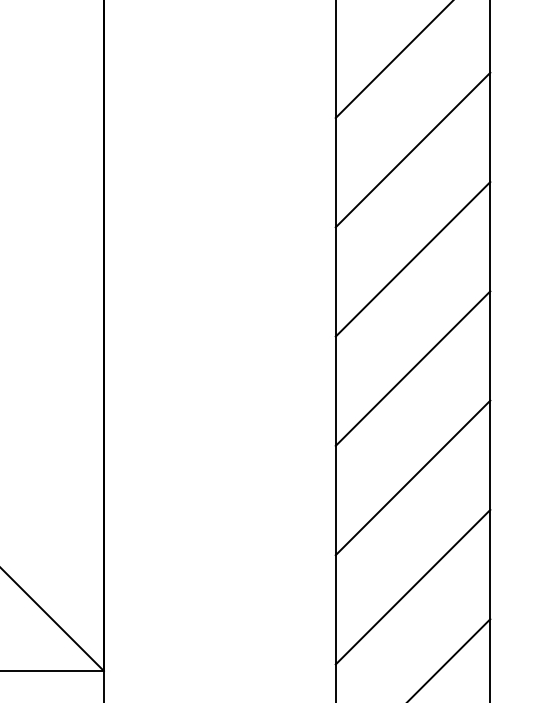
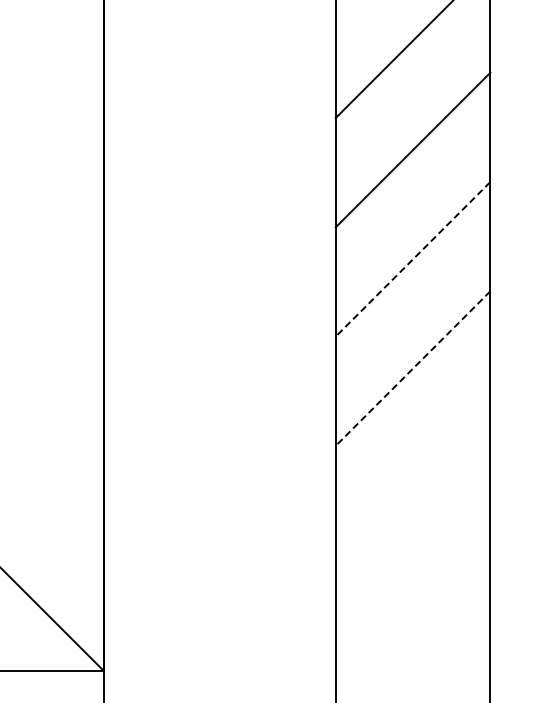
line: solid -> dashed (412, 259)
line: solid -> dashed (412, 368)
line: present -> none (412, 477)
line: present -> none (412, 586)
line: present -> none (450, 659)
